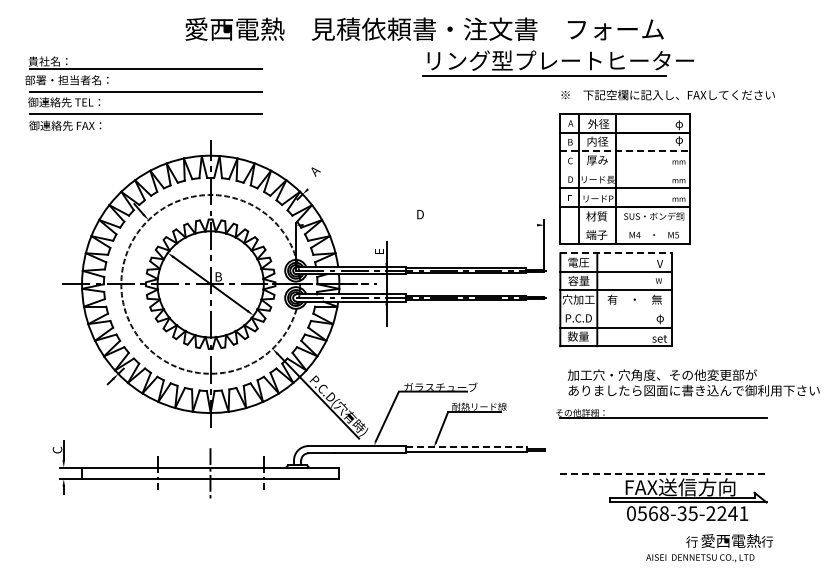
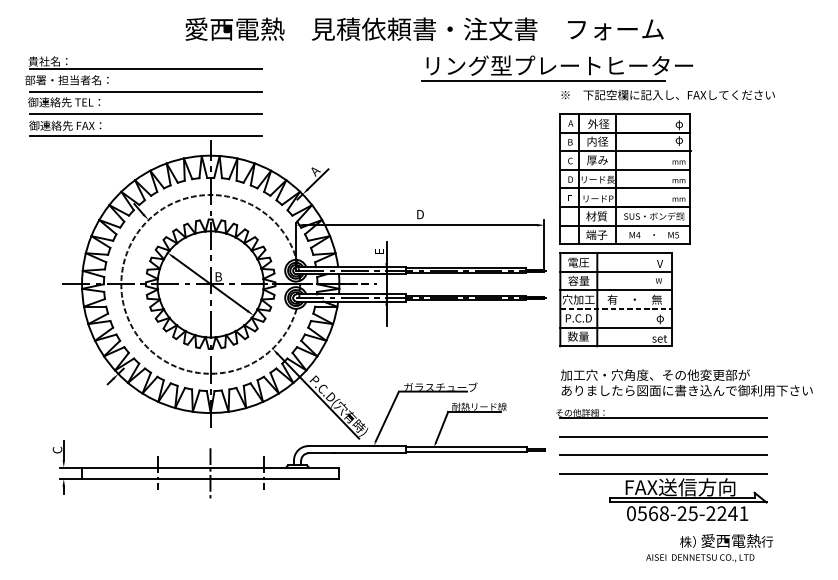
part position: (557, 63) -> (556, 68) (556, 68)
line: none -> present (145, 136)
line: dashed -> solid (625, 151)
line: none -> present (625, 169)
line: none -> present (318, 179)
line: none -> present (420, 225)
line: none -> present (625, 225)
line: dashed -> solid (615, 253)
line: none -> present (615, 309)
text position: (693, 382) -> (686, 382) (686, 382)
line: none -> present (662, 436)
line: dashed -> solid (467, 447)
line: none -> present (663, 454)
line: dashed -> solid (663, 474)
text: 0568-35-2241 -> 0568-25-2241 (681, 514)
text: 行 -> 株） (688, 541)
